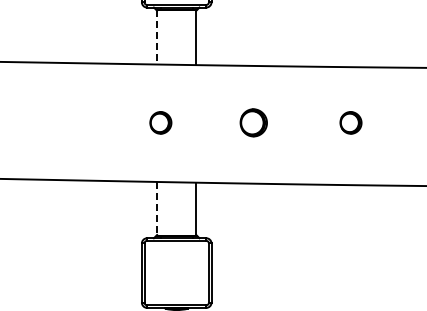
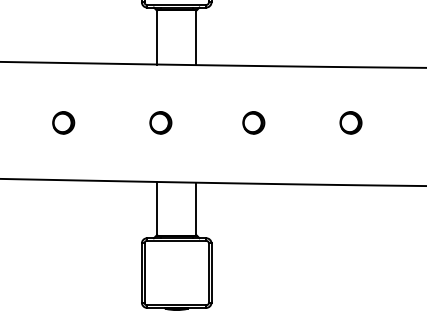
line: dashed -> solid (157, 37)
part: none -> present (63, 122)
part size: 29x30 px -> 24x24 px (253, 122)
line: dashed -> solid (157, 208)
